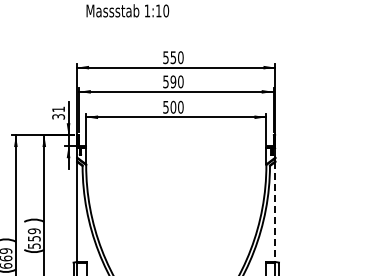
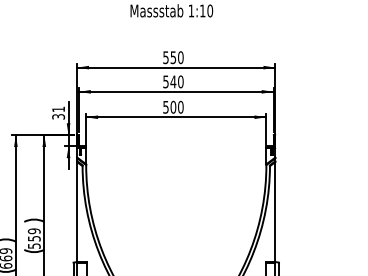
text position: (127, 10) -> (171, 10) (171, 10)
text: 590 -> 540 (173, 81)
line: dashed -> solid (275, 212)
